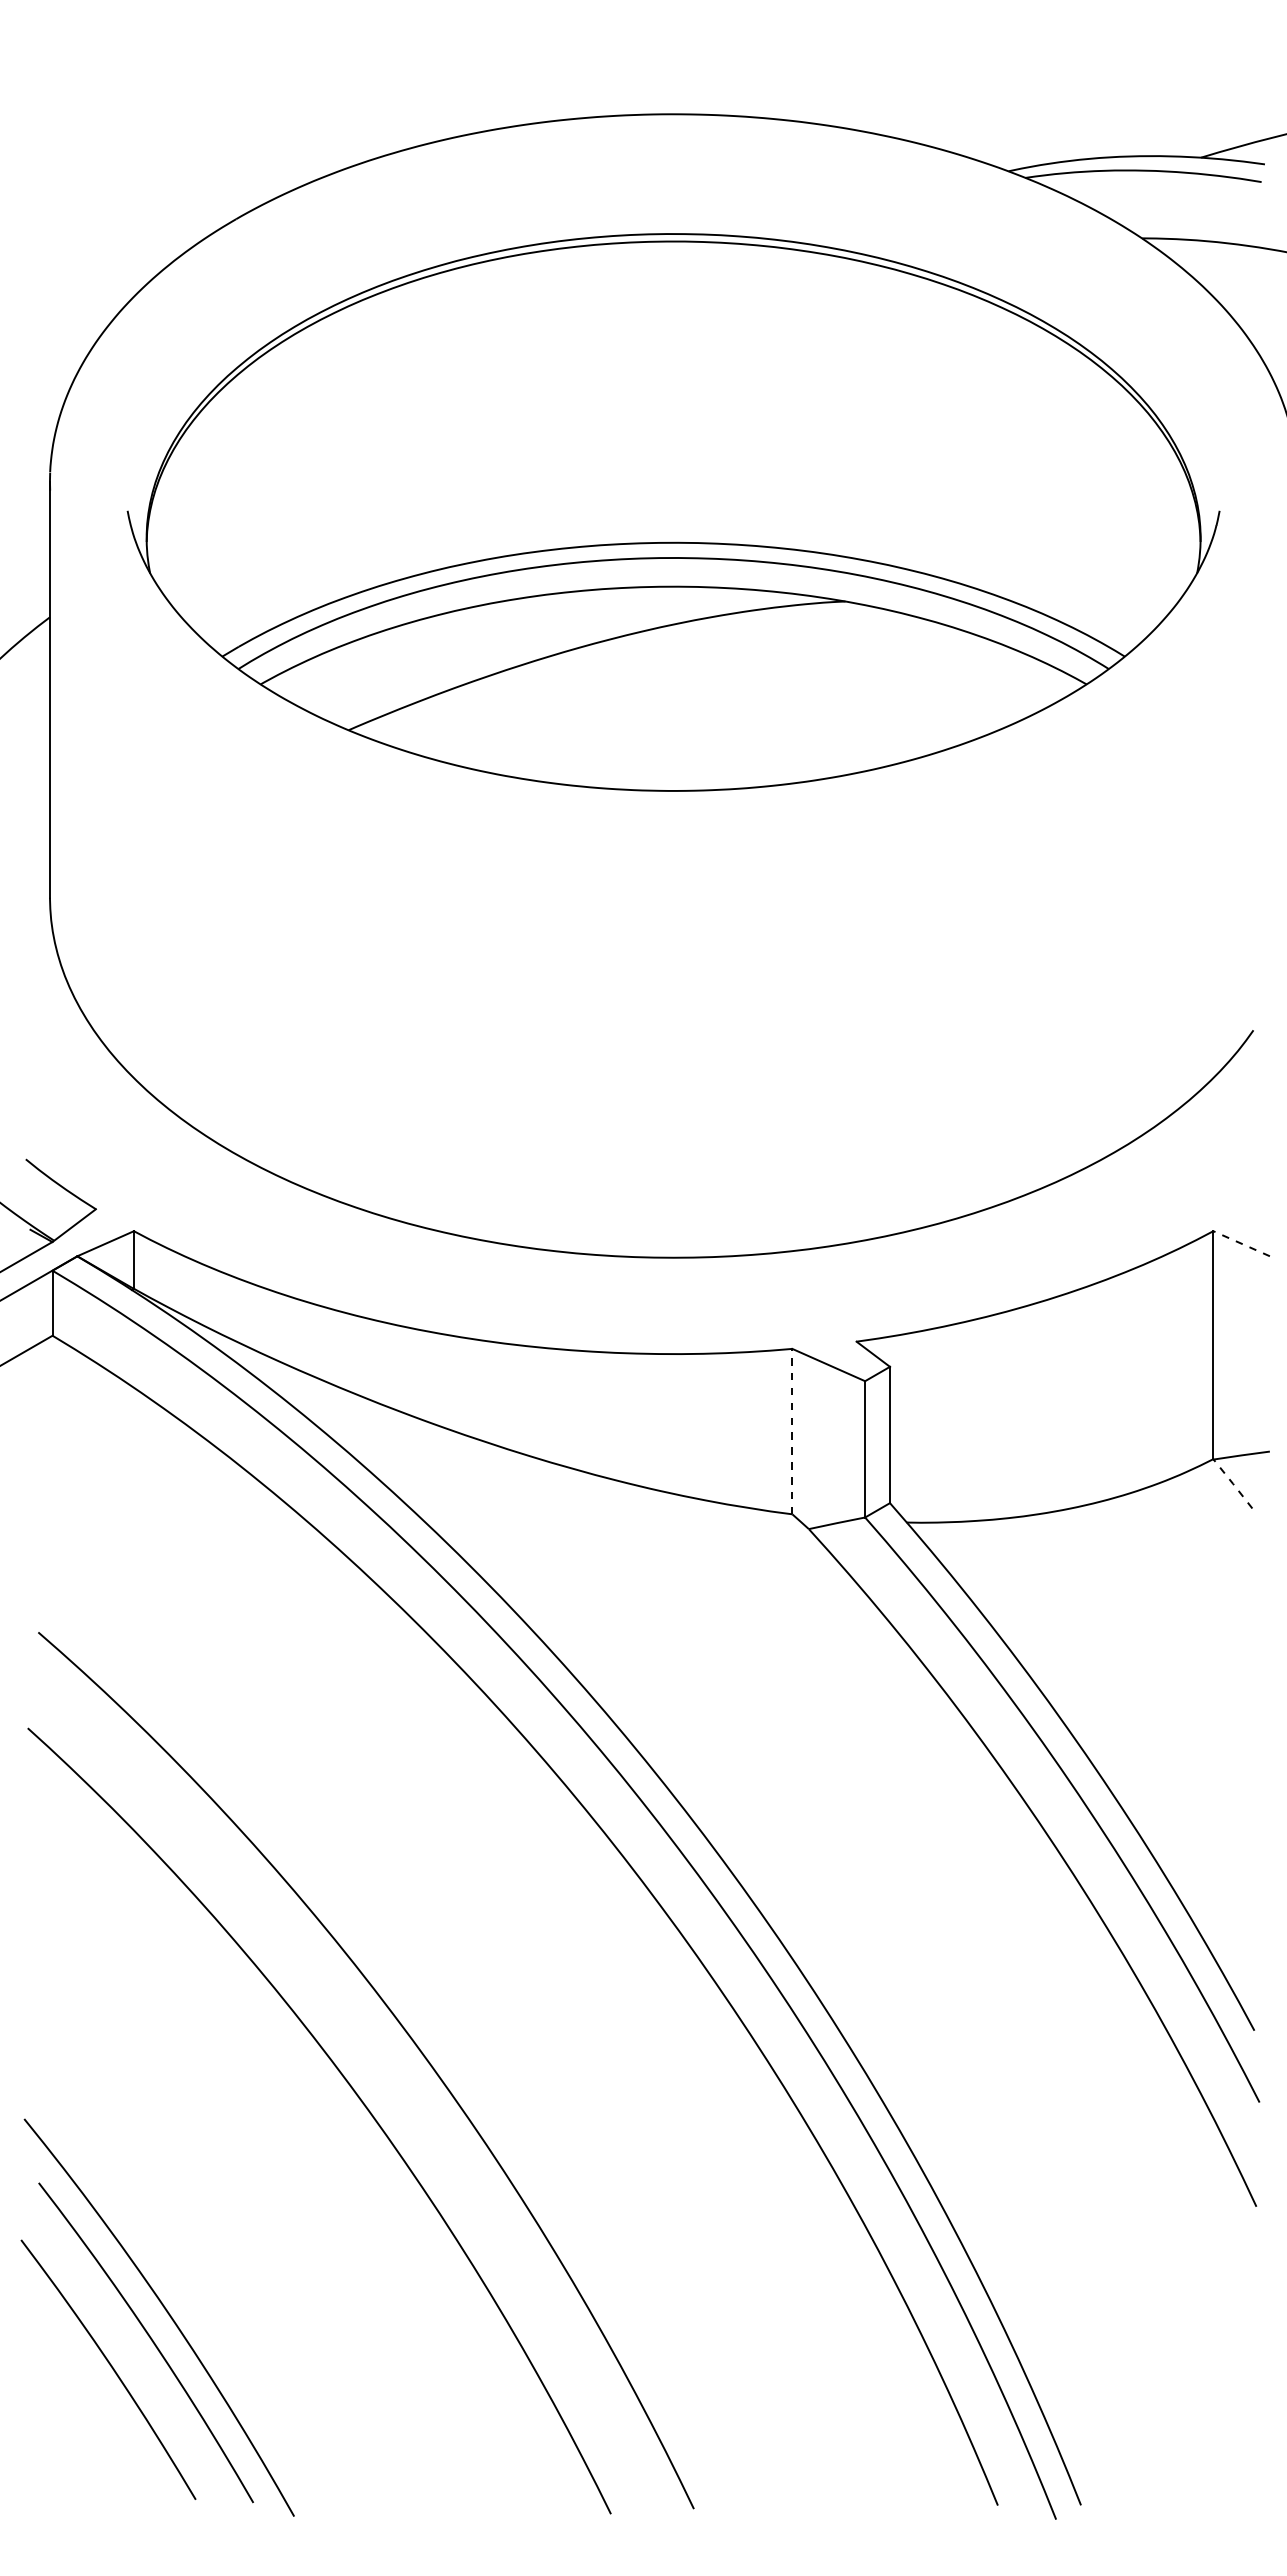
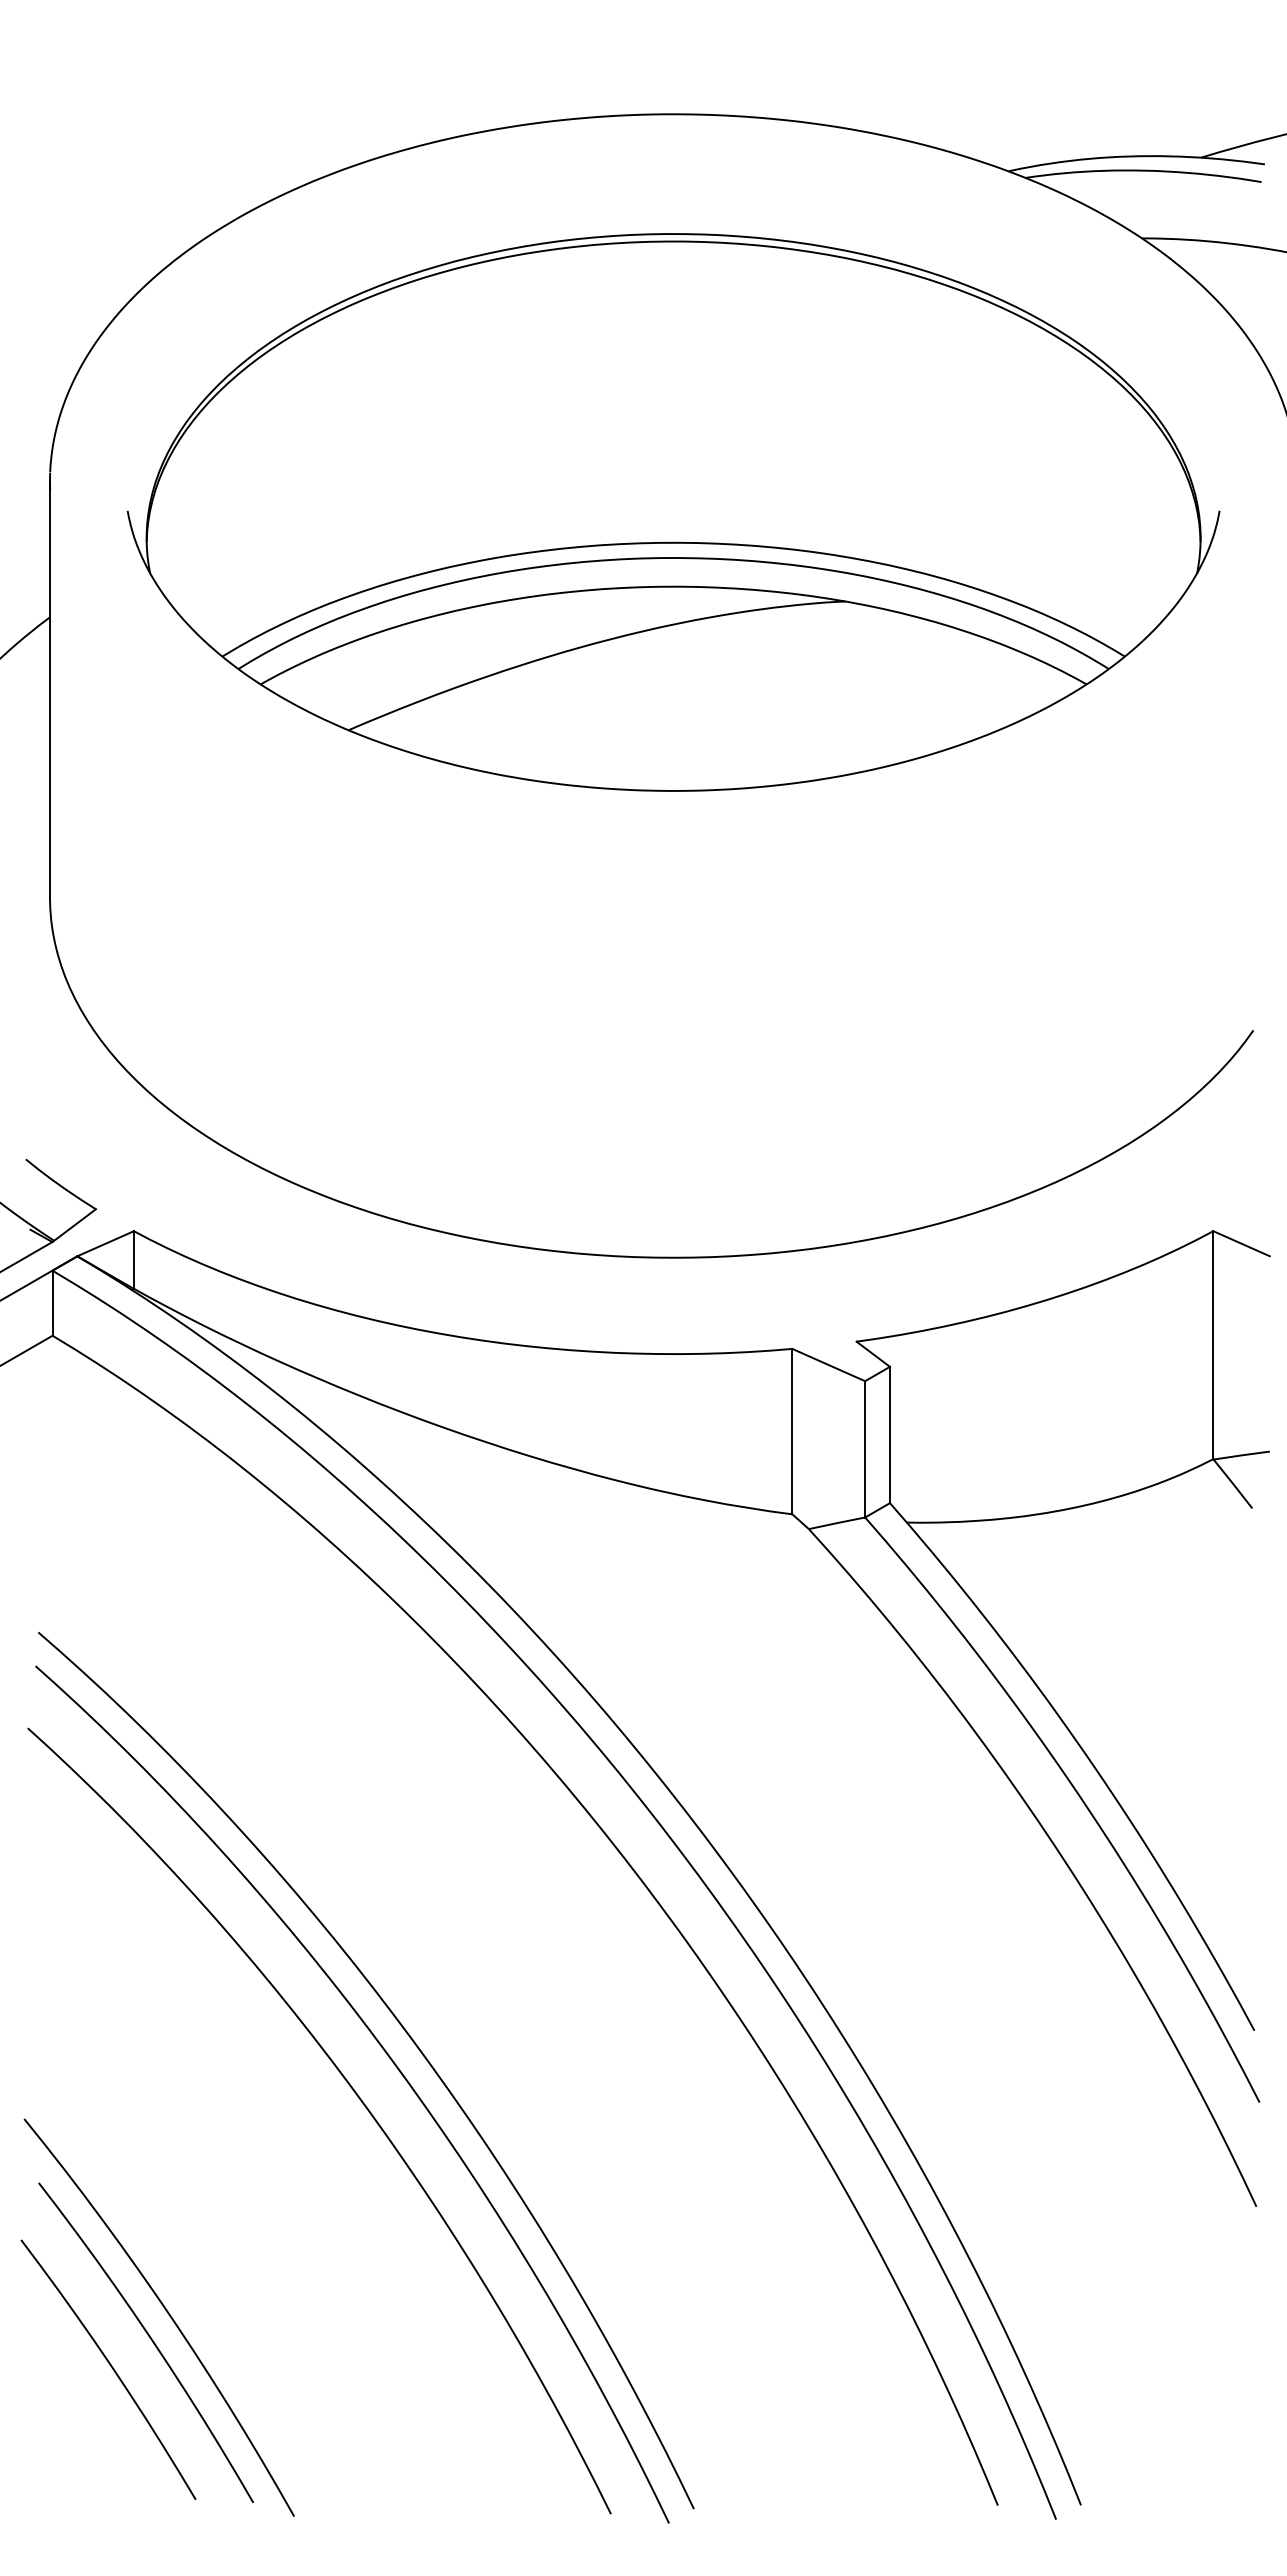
line: dashed -> solid (1241, 1243)
line: dashed -> solid (792, 1431)
line: dashed -> solid (1233, 1483)
curve: none -> present (394, 2065)
